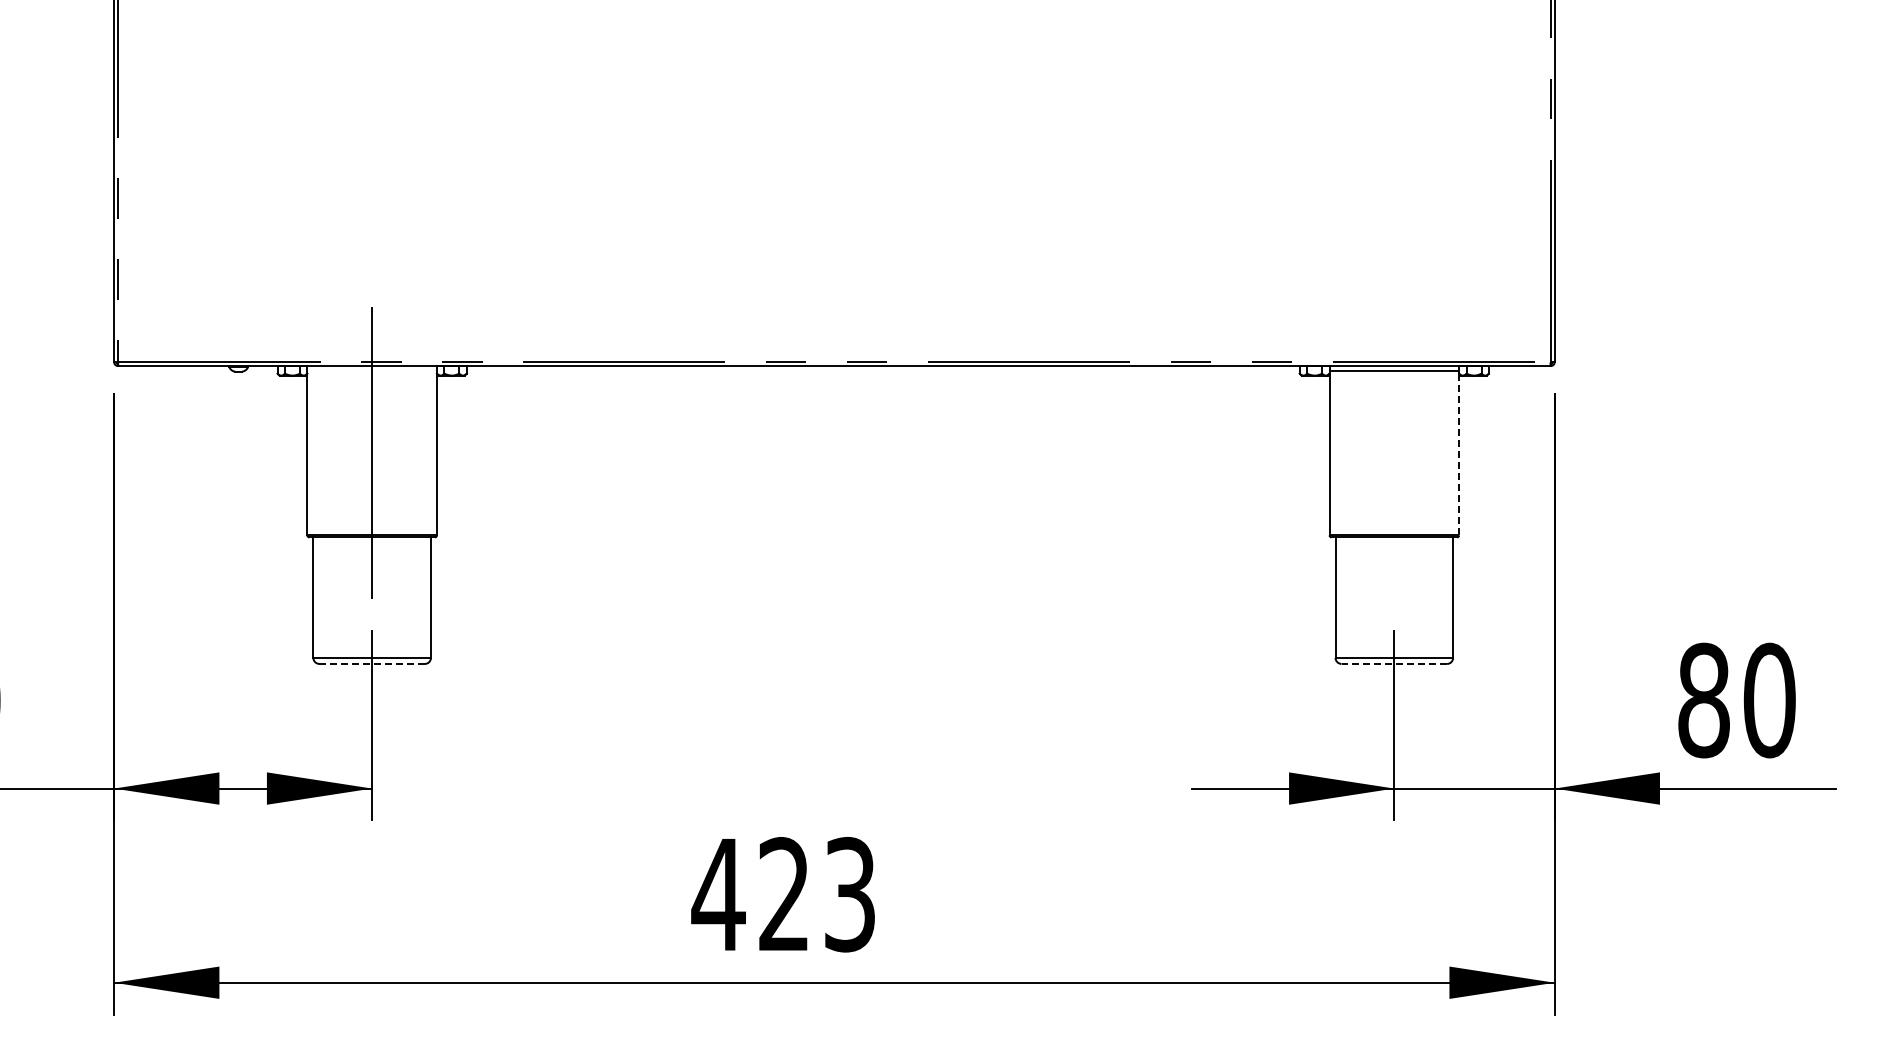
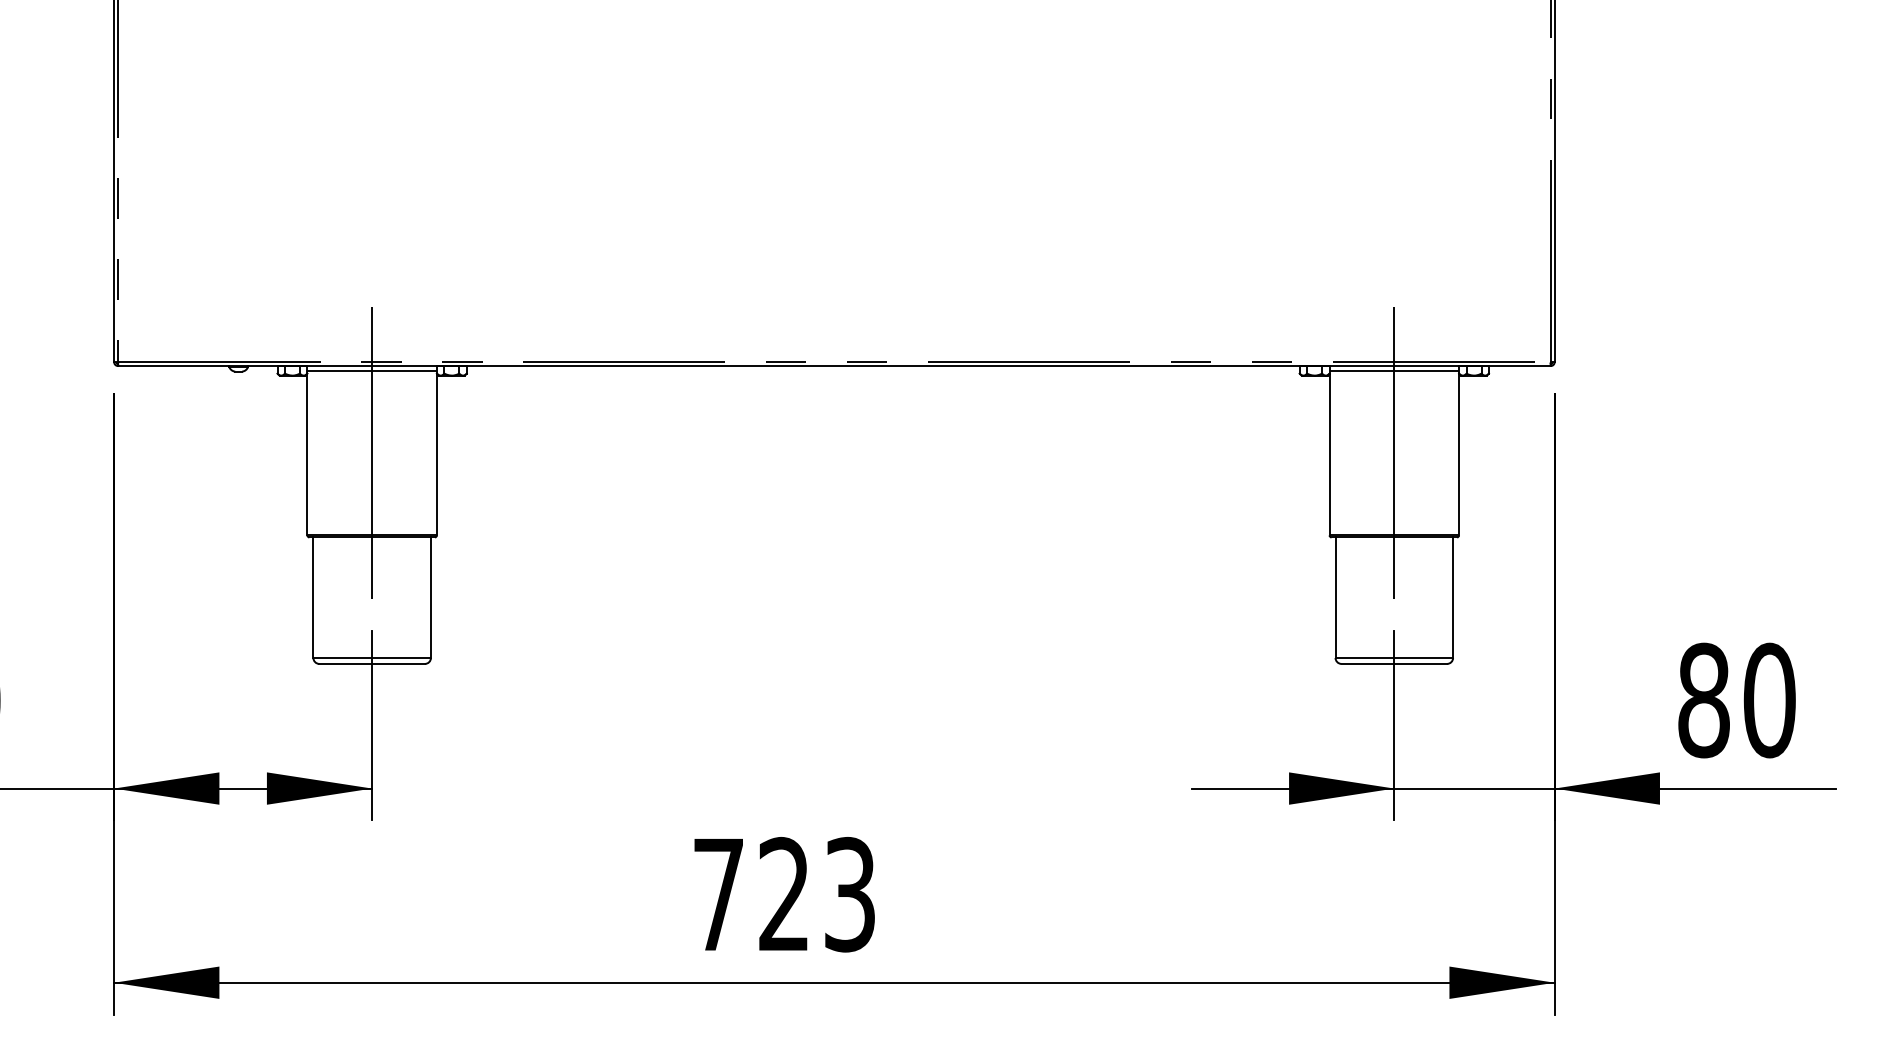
line: none -> present (371, 371)
line: none -> present (1394, 453)
line: dashed -> solid (1459, 454)
line: dashed -> solid (372, 663)
line: dashed -> solid (1394, 663)
text: 423 -> 723 (718, 894)
